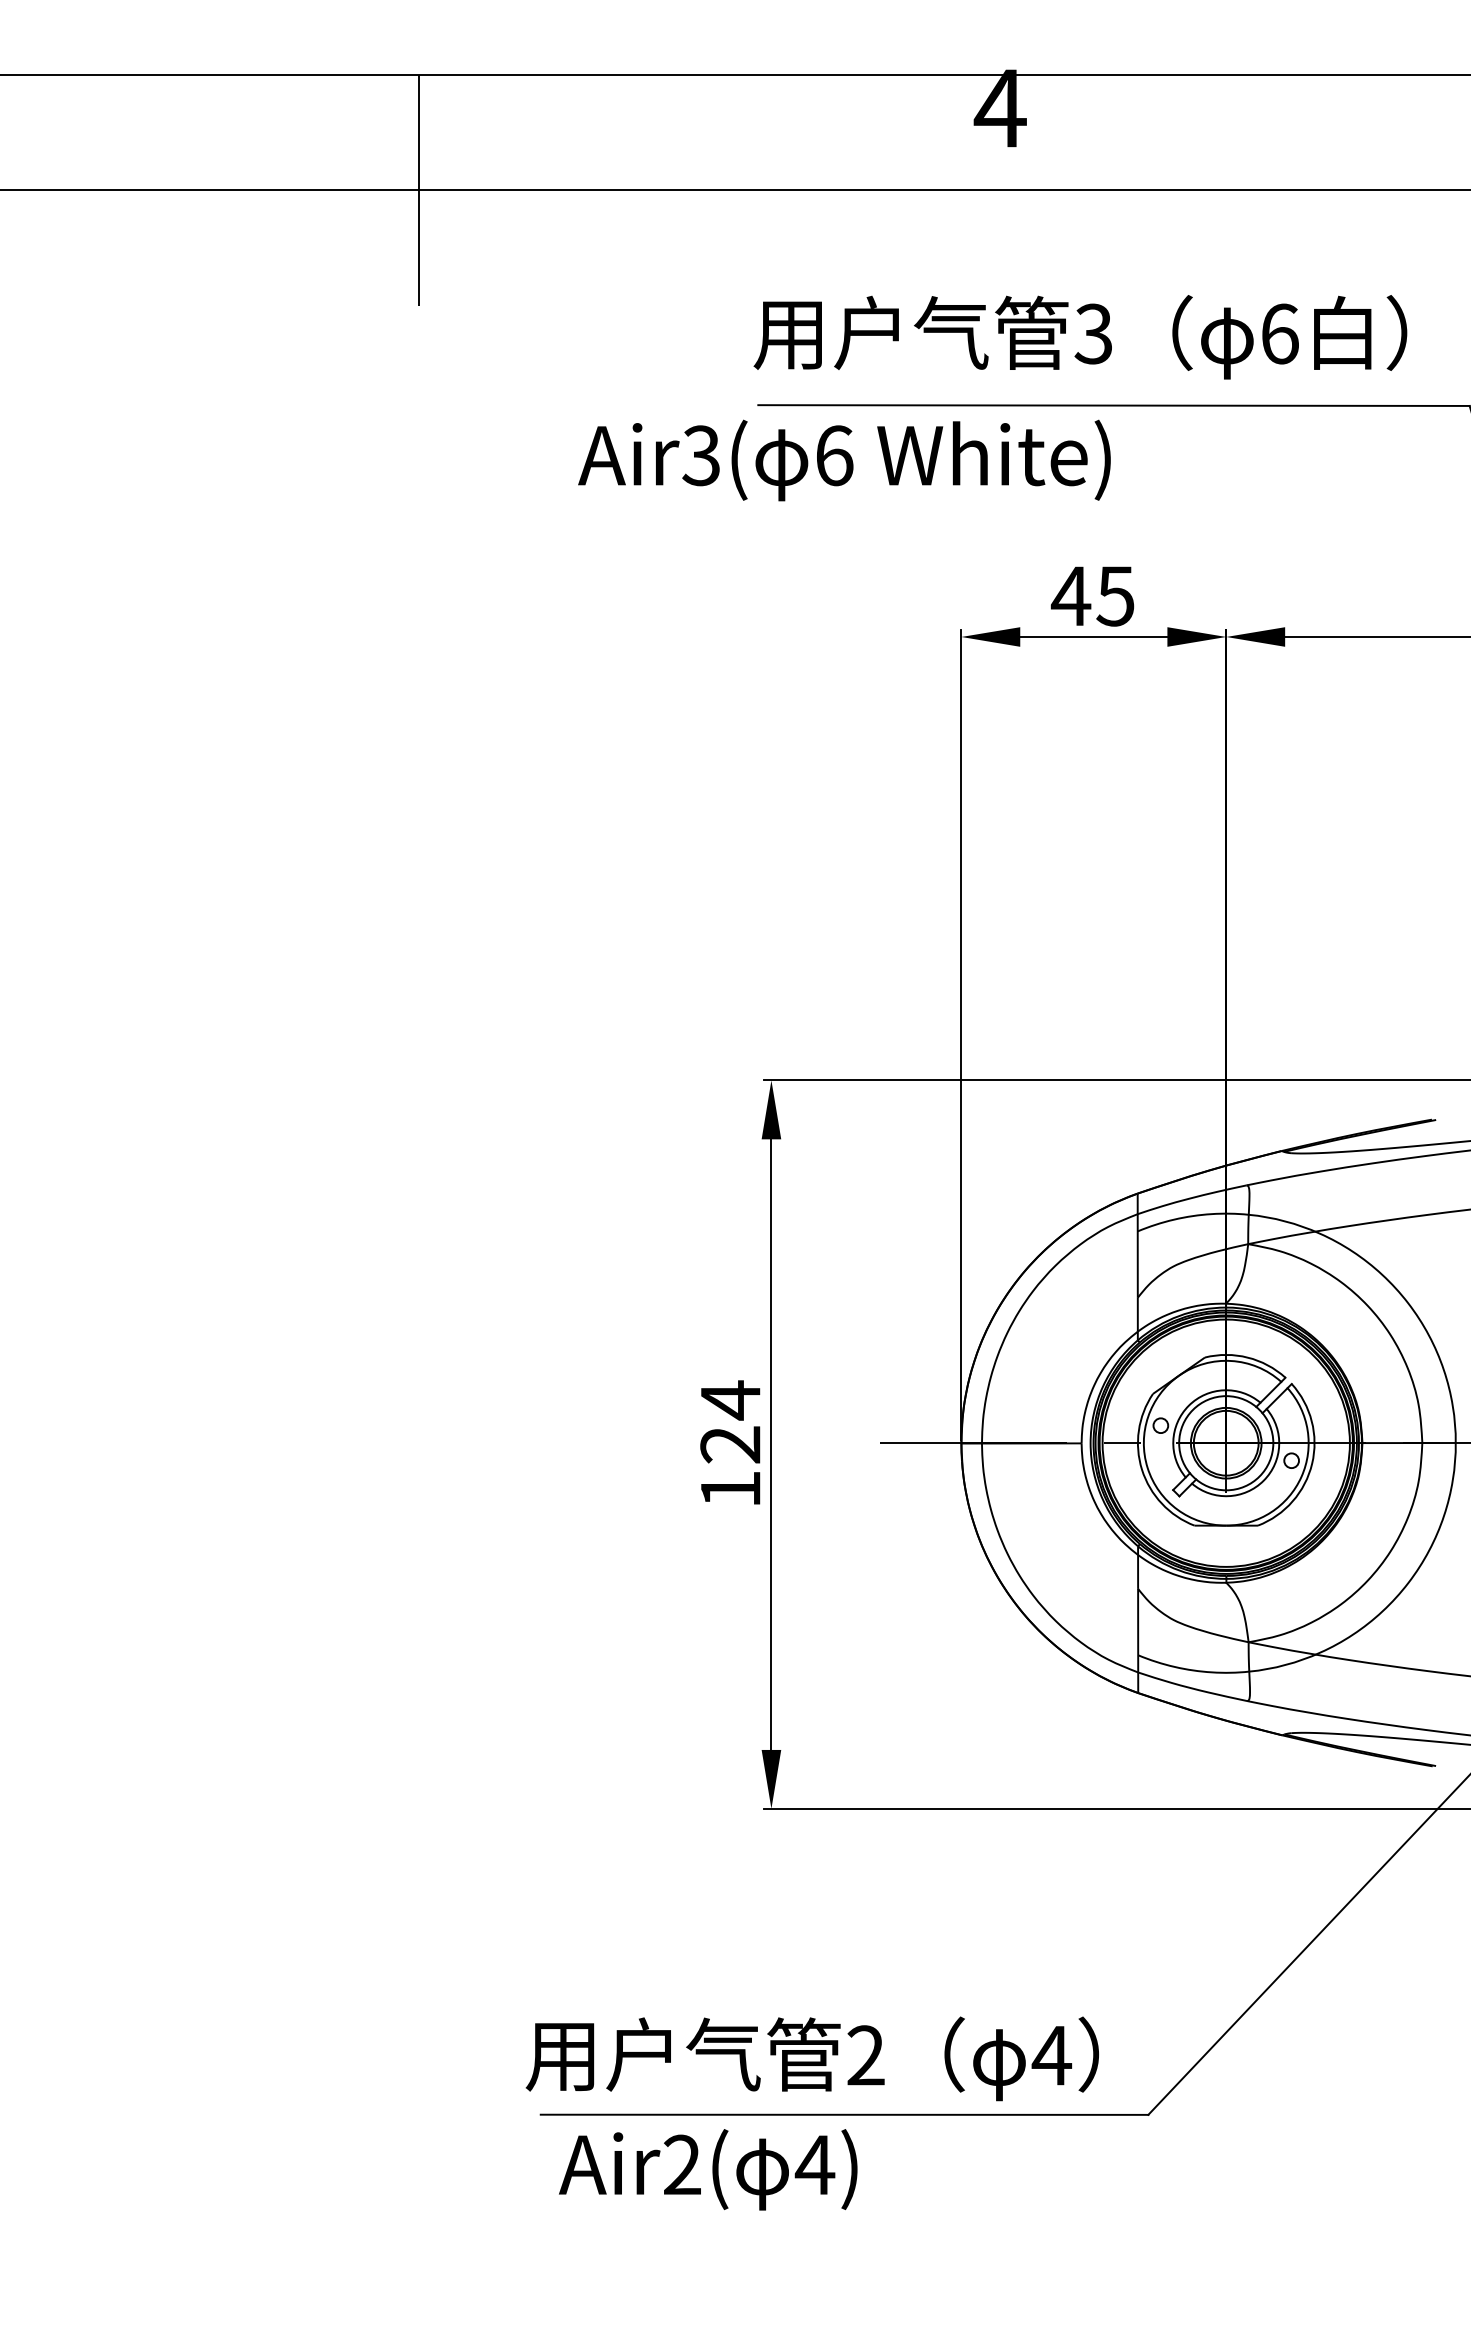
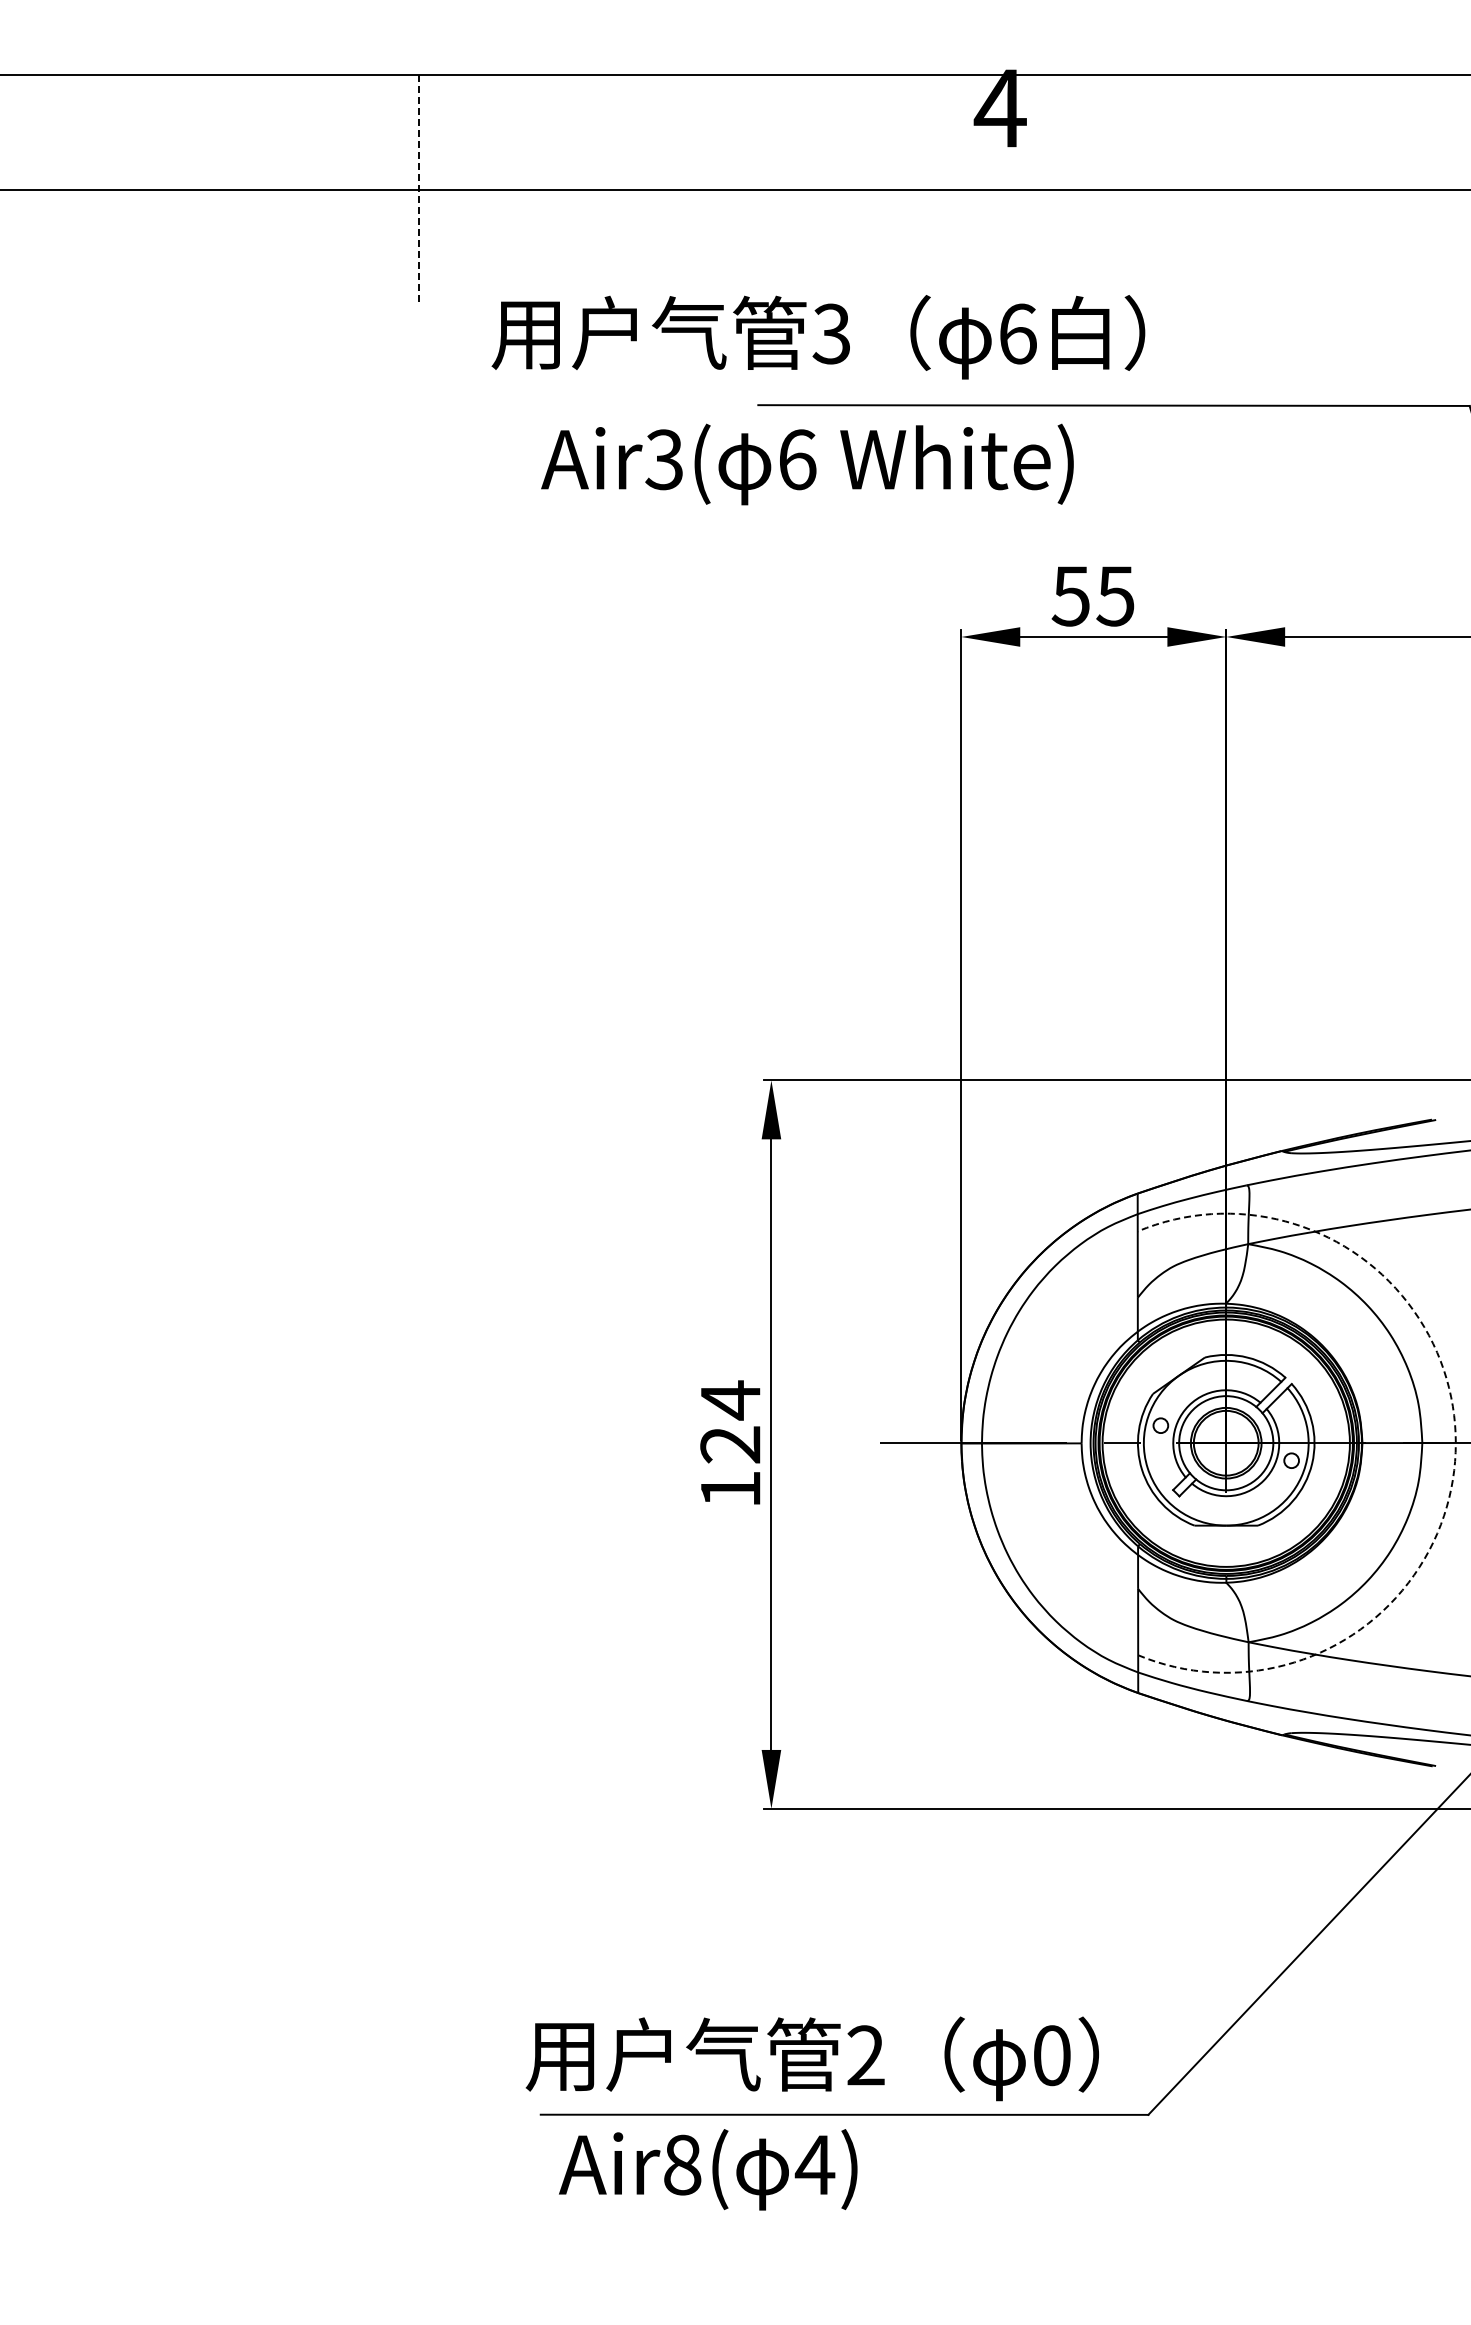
line: solid -> dashed (419, 190)
text position: (1080, 337) -> (818, 337) (818, 337)
text position: (844, 460) -> (807, 464) (807, 464)
text: 45 -> 55 (1070, 596)
arc: solid -> dashed (1455, 1442)
text: 4 -> 0 (1051, 2055)
text: Air2( -> Air8( (682, 2164)
